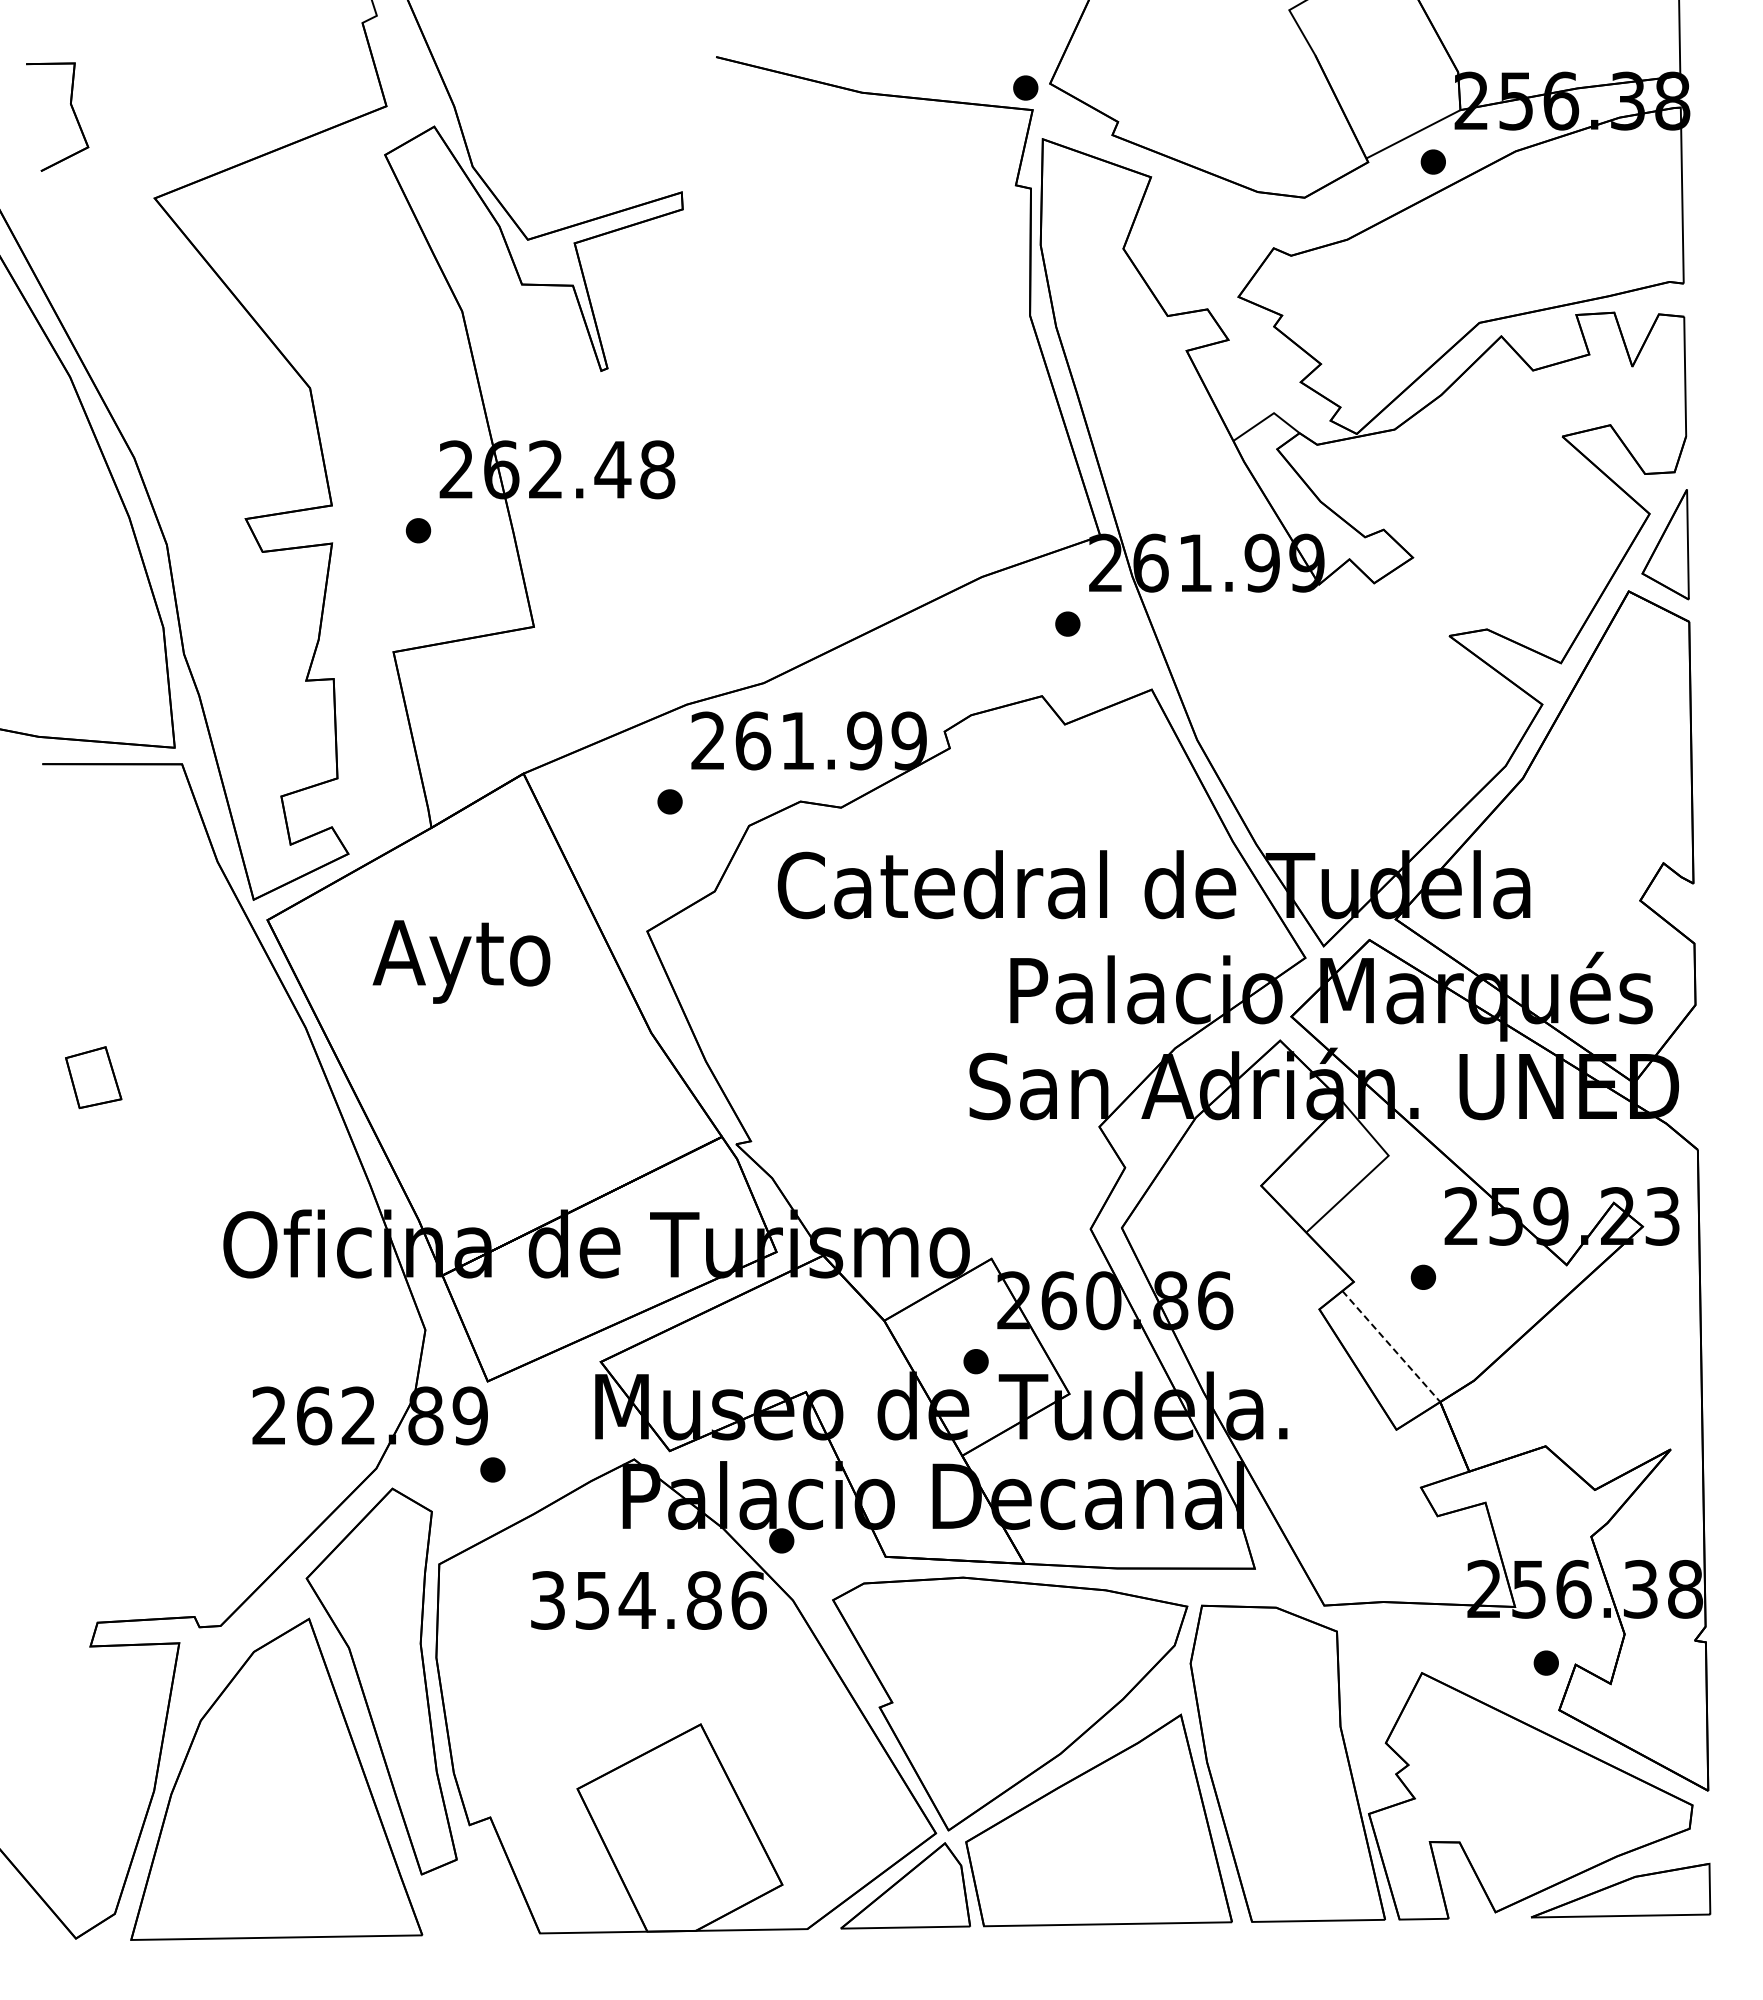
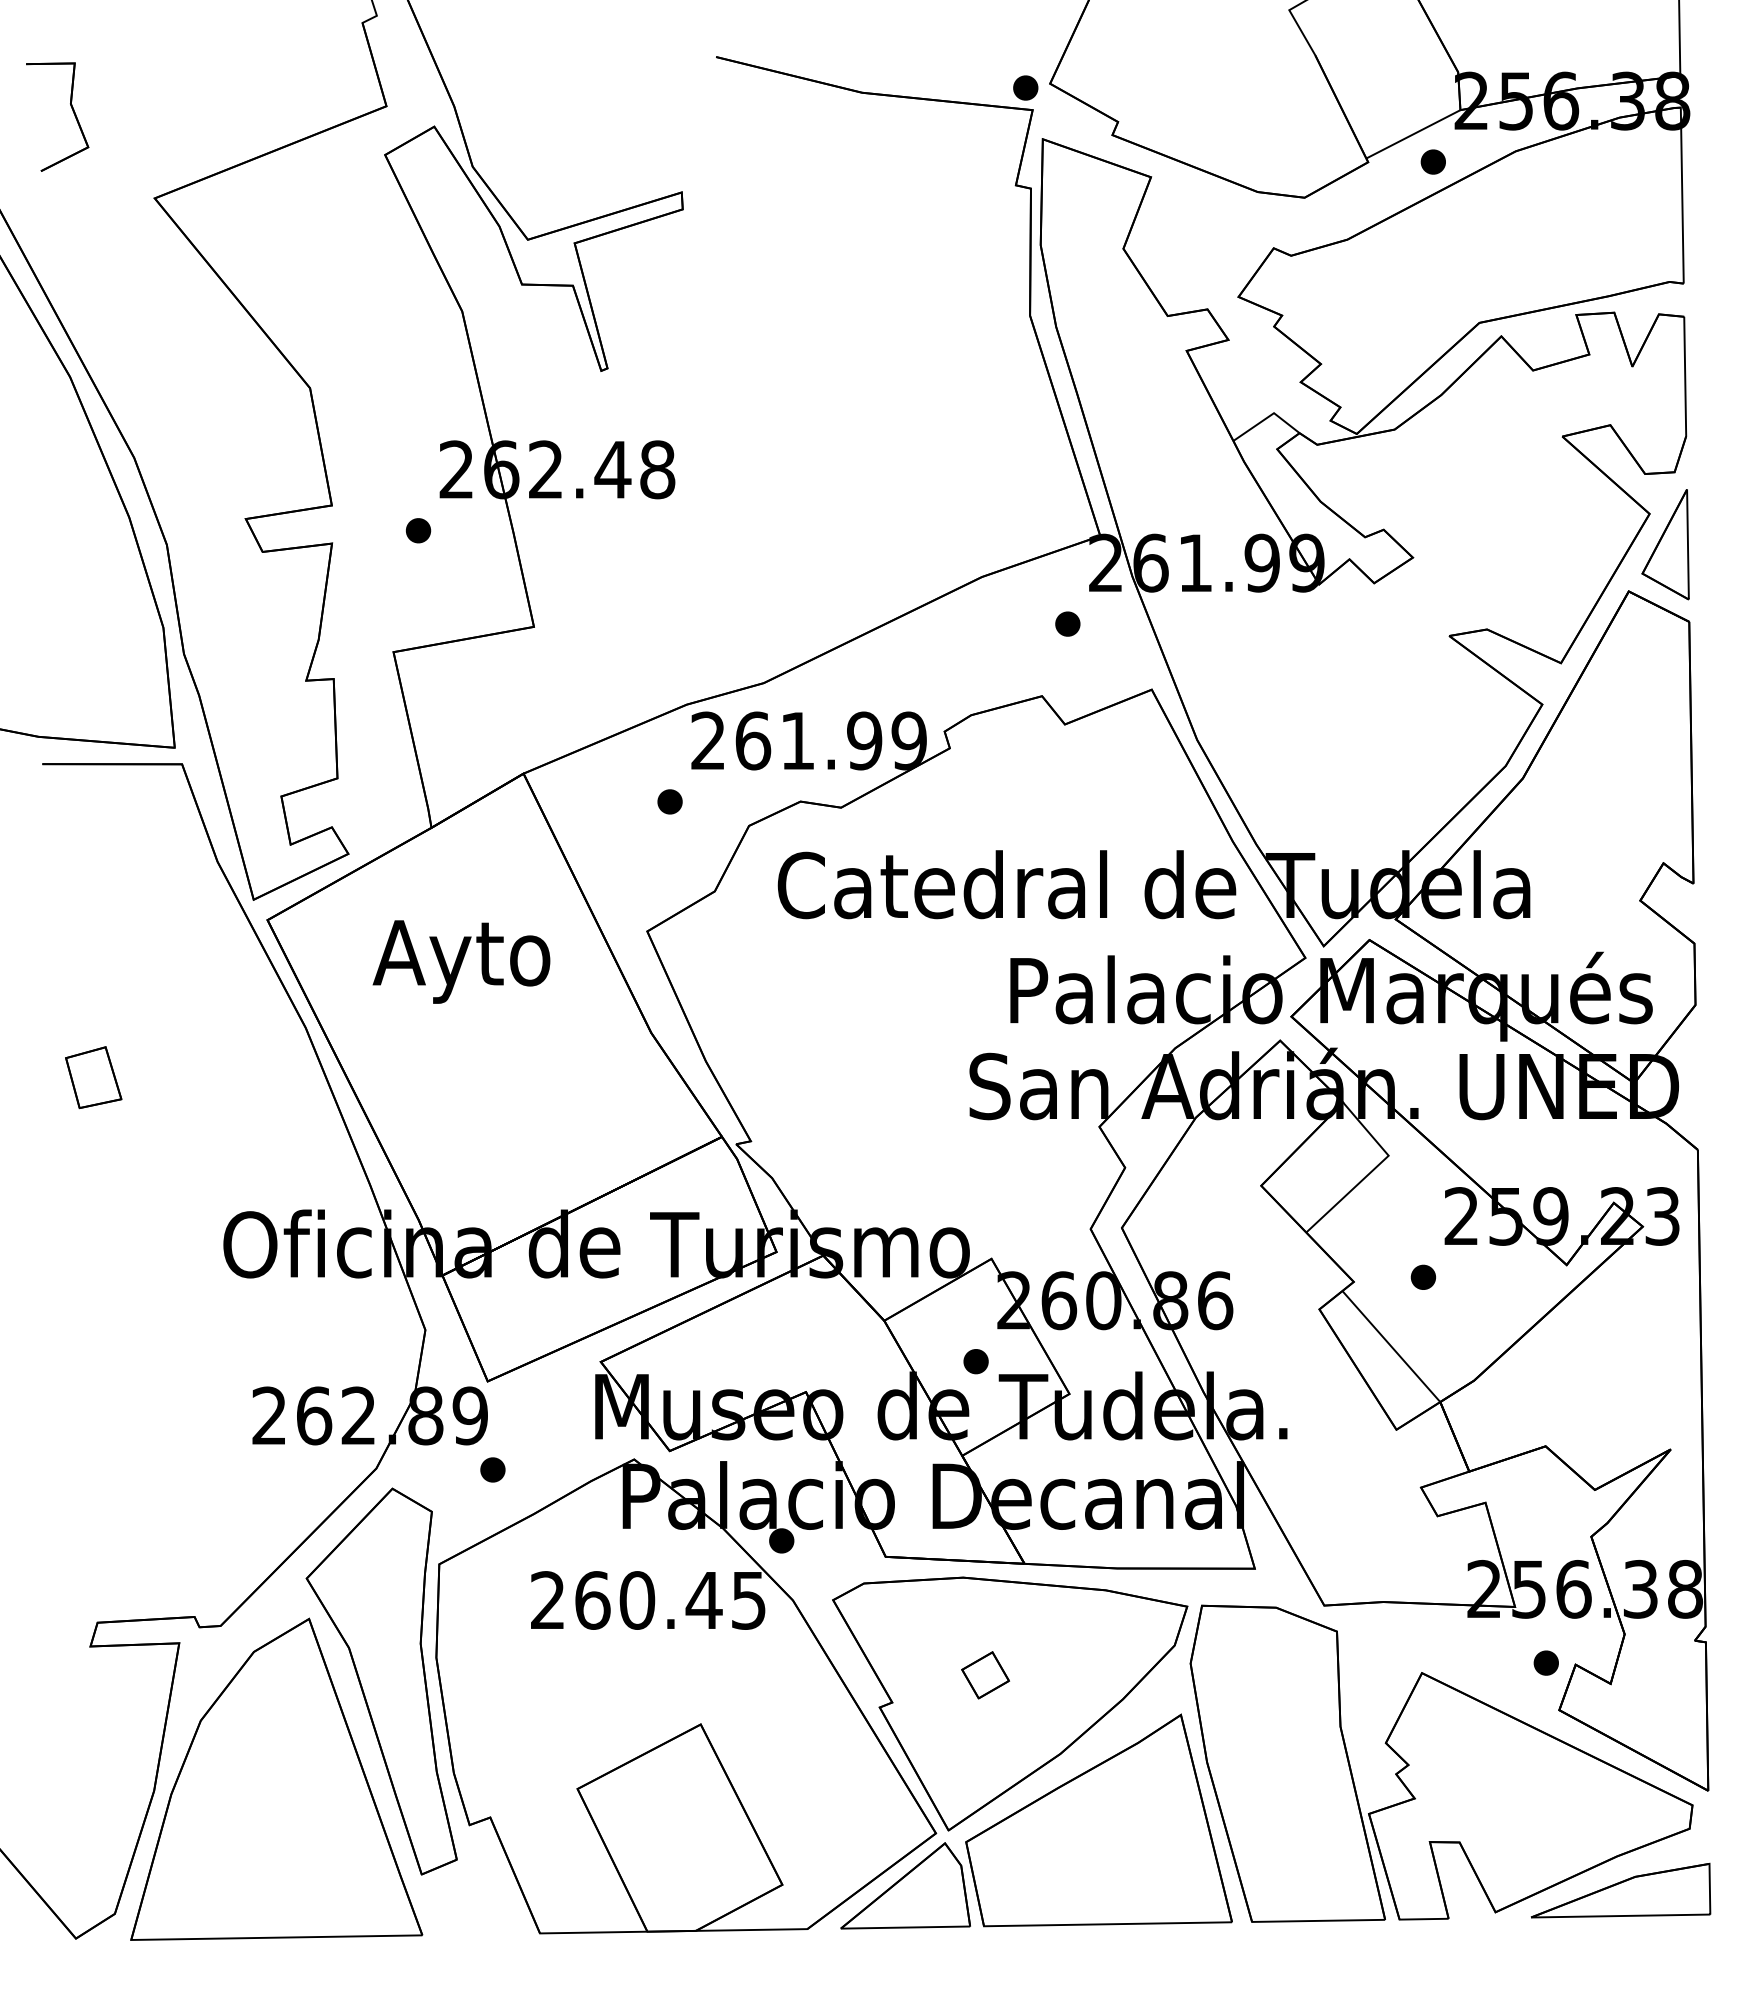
line: dashed -> solid (1391, 1346)
text: 354.86 -> 260.45 (648, 1600)
part: none -> present (985, 1675)
